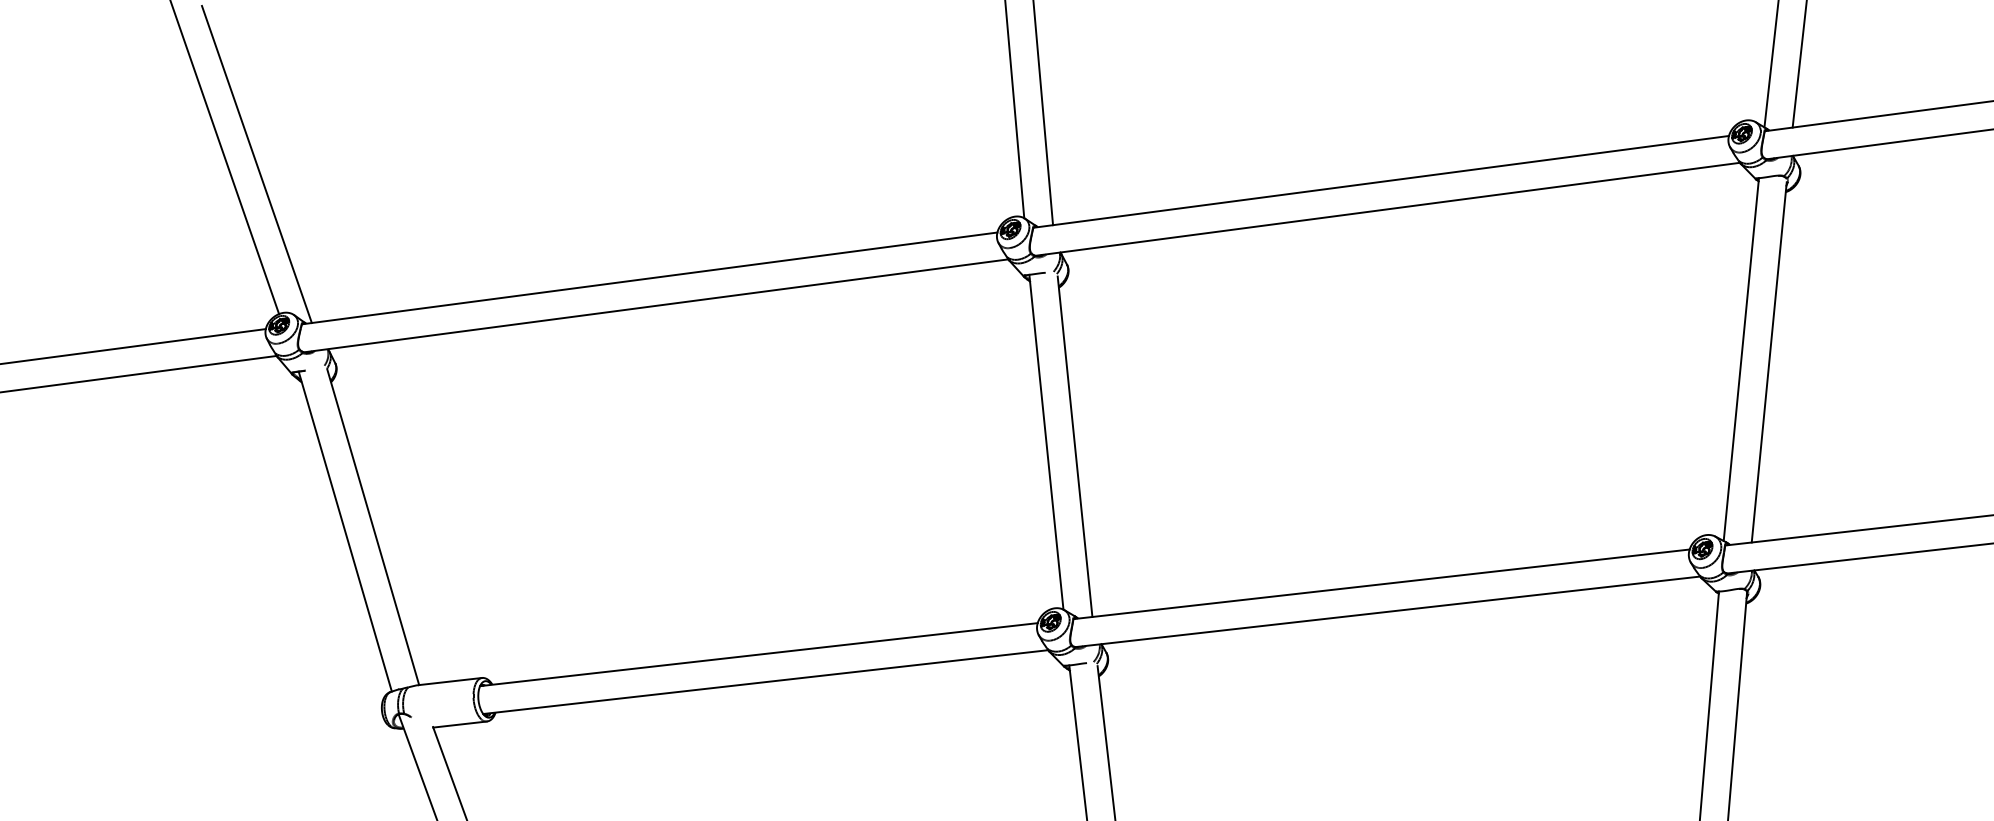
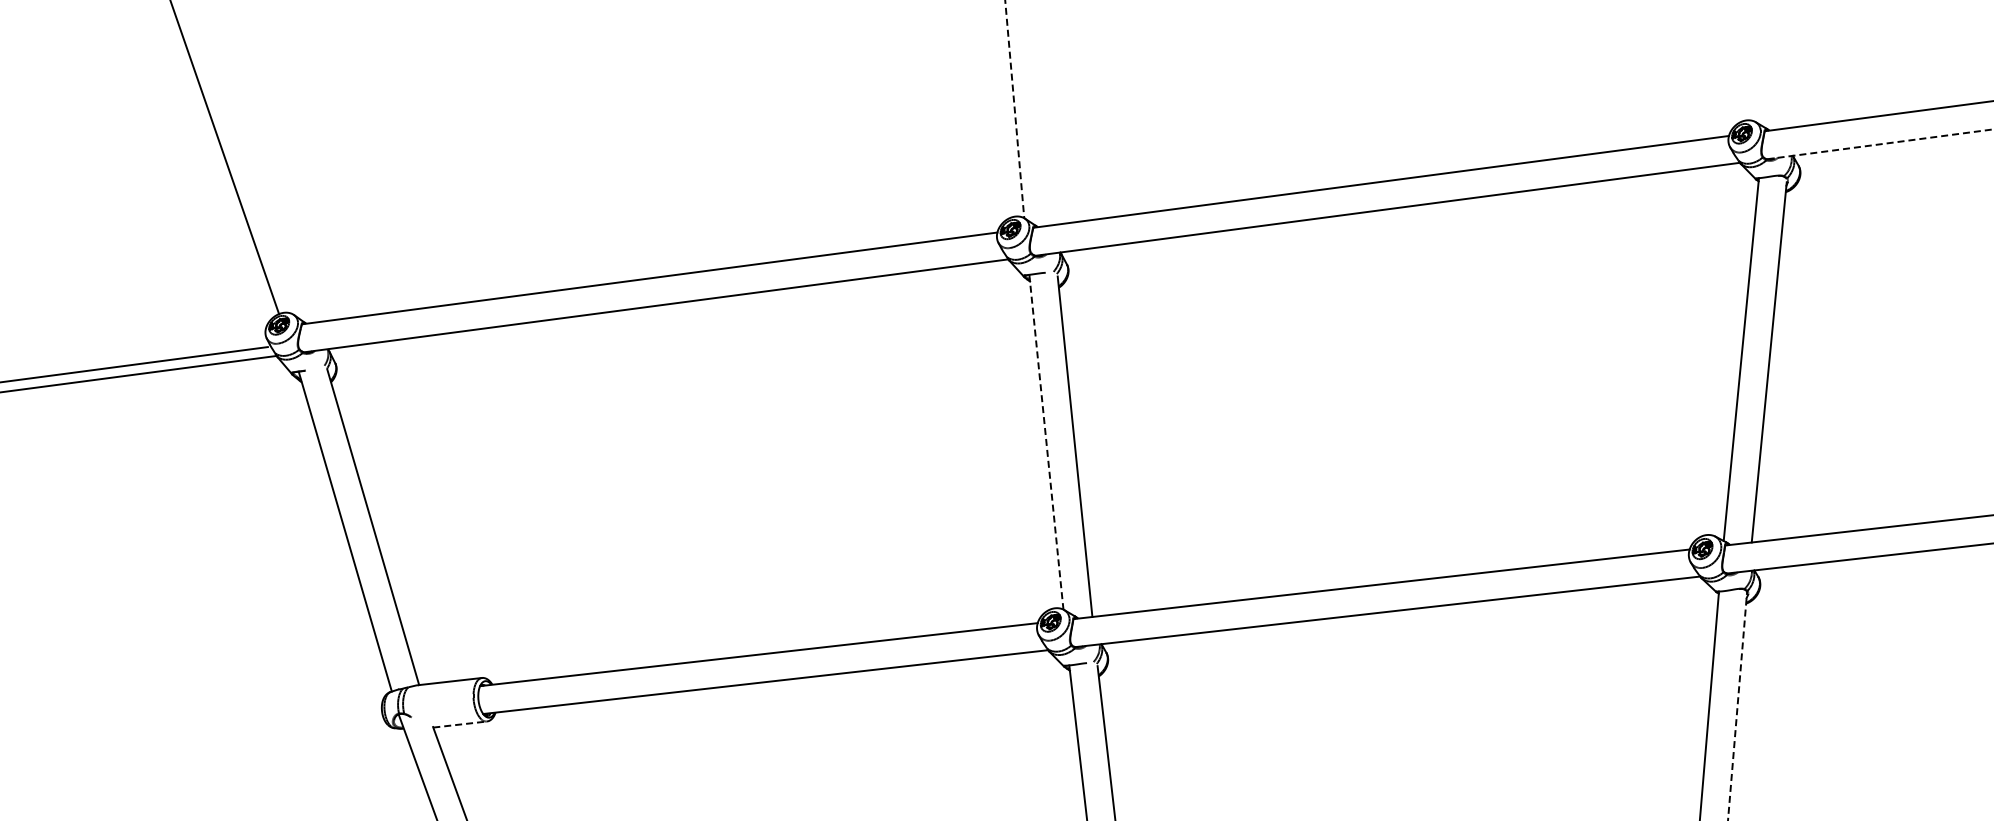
line: present -> none (1771, 64)
line: present -> none (1799, 64)
line: solid -> dashed (1014, 109)
line: present -> none (1043, 113)
line: solid -> dashed (1880, 144)
line: present -> none (256, 164)
line position: (133, 346) -> (134, 364) (134, 364)
line: solid -> dashed (1046, 442)
line: solid -> dashed (1737, 707)
line: solid -> dashed (460, 724)
